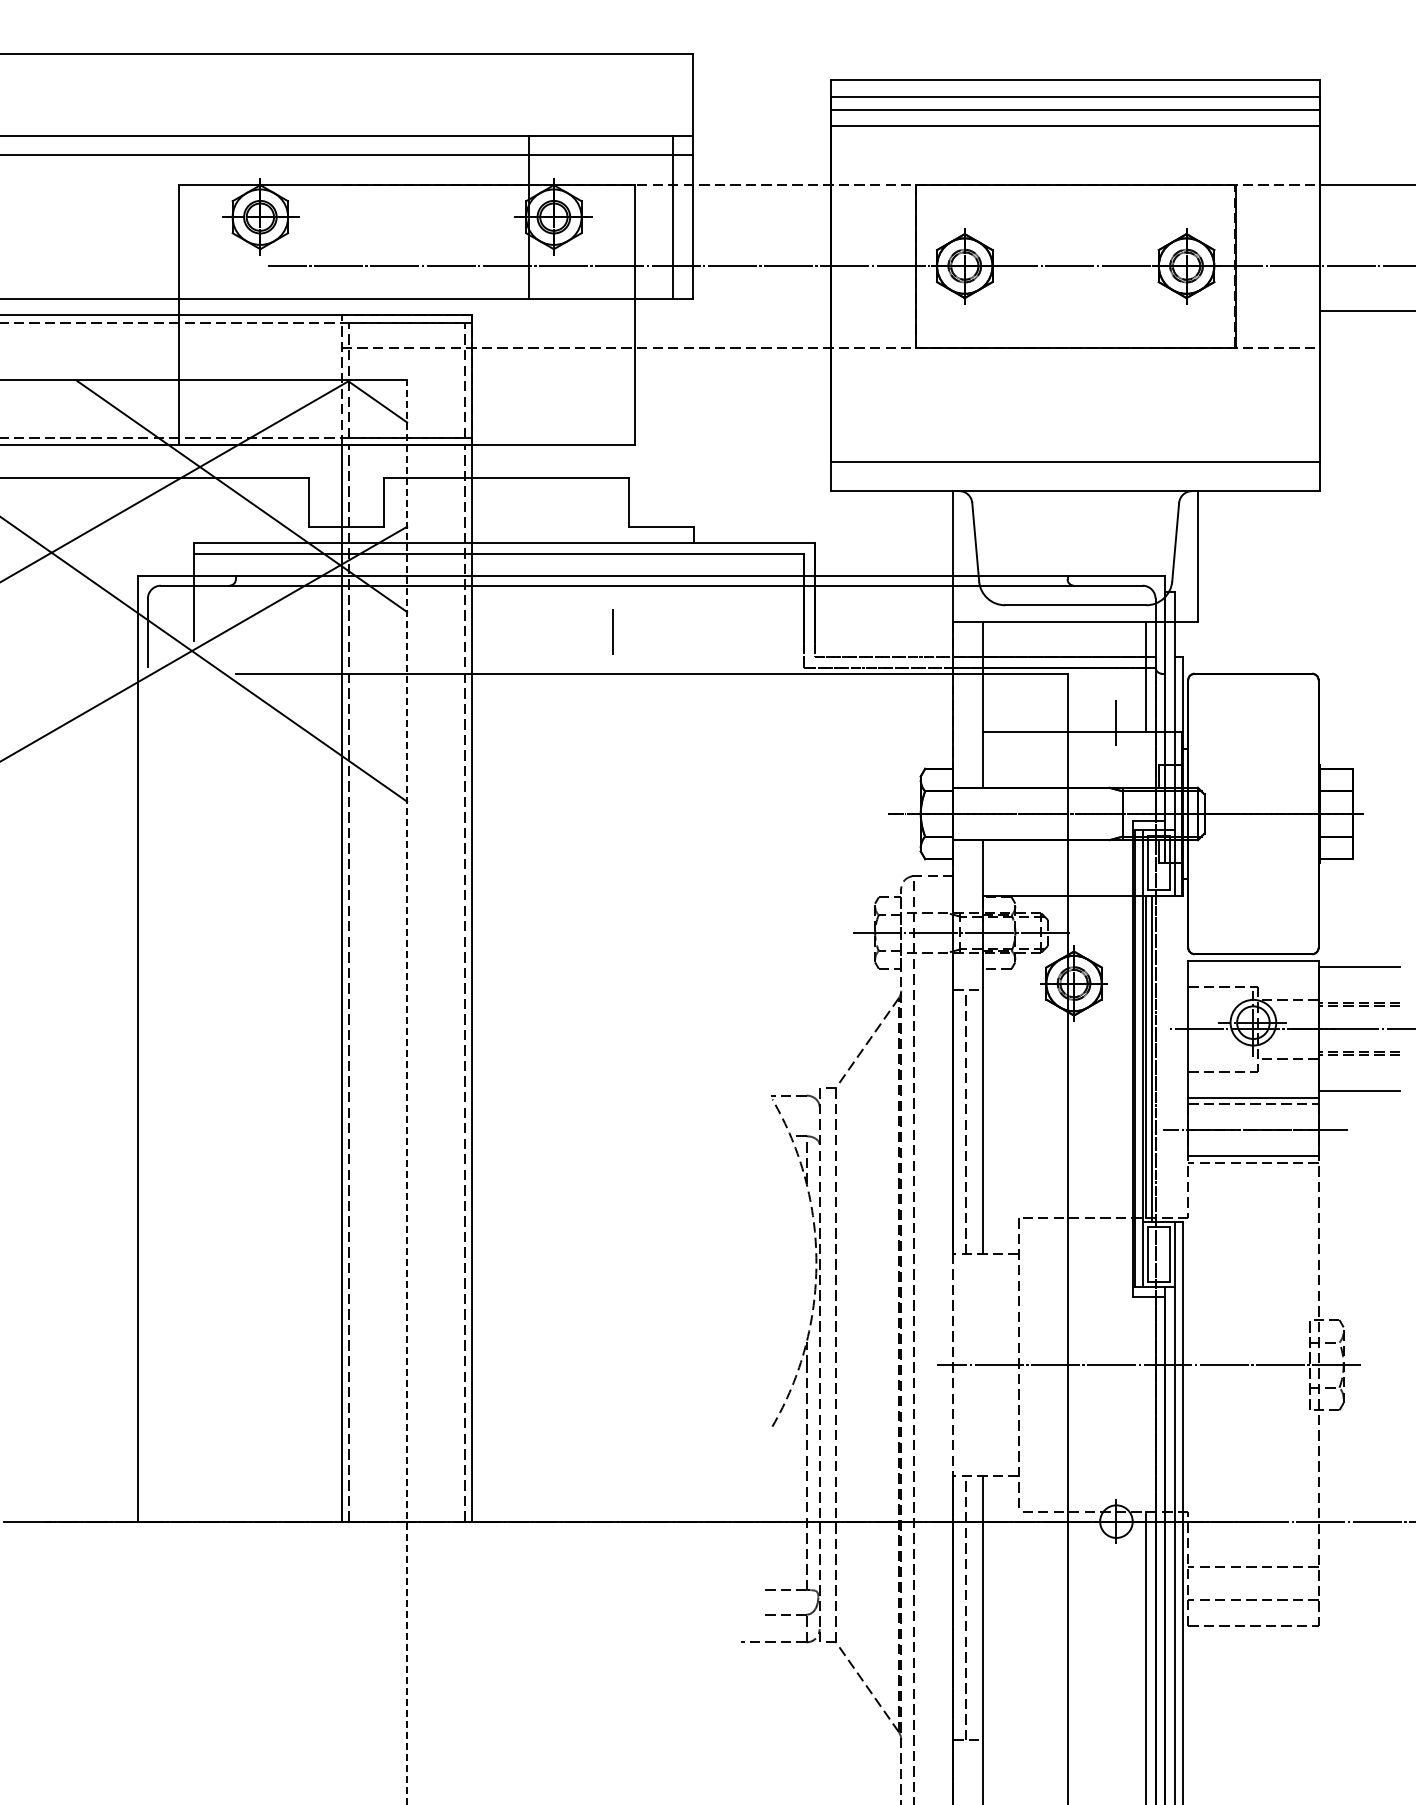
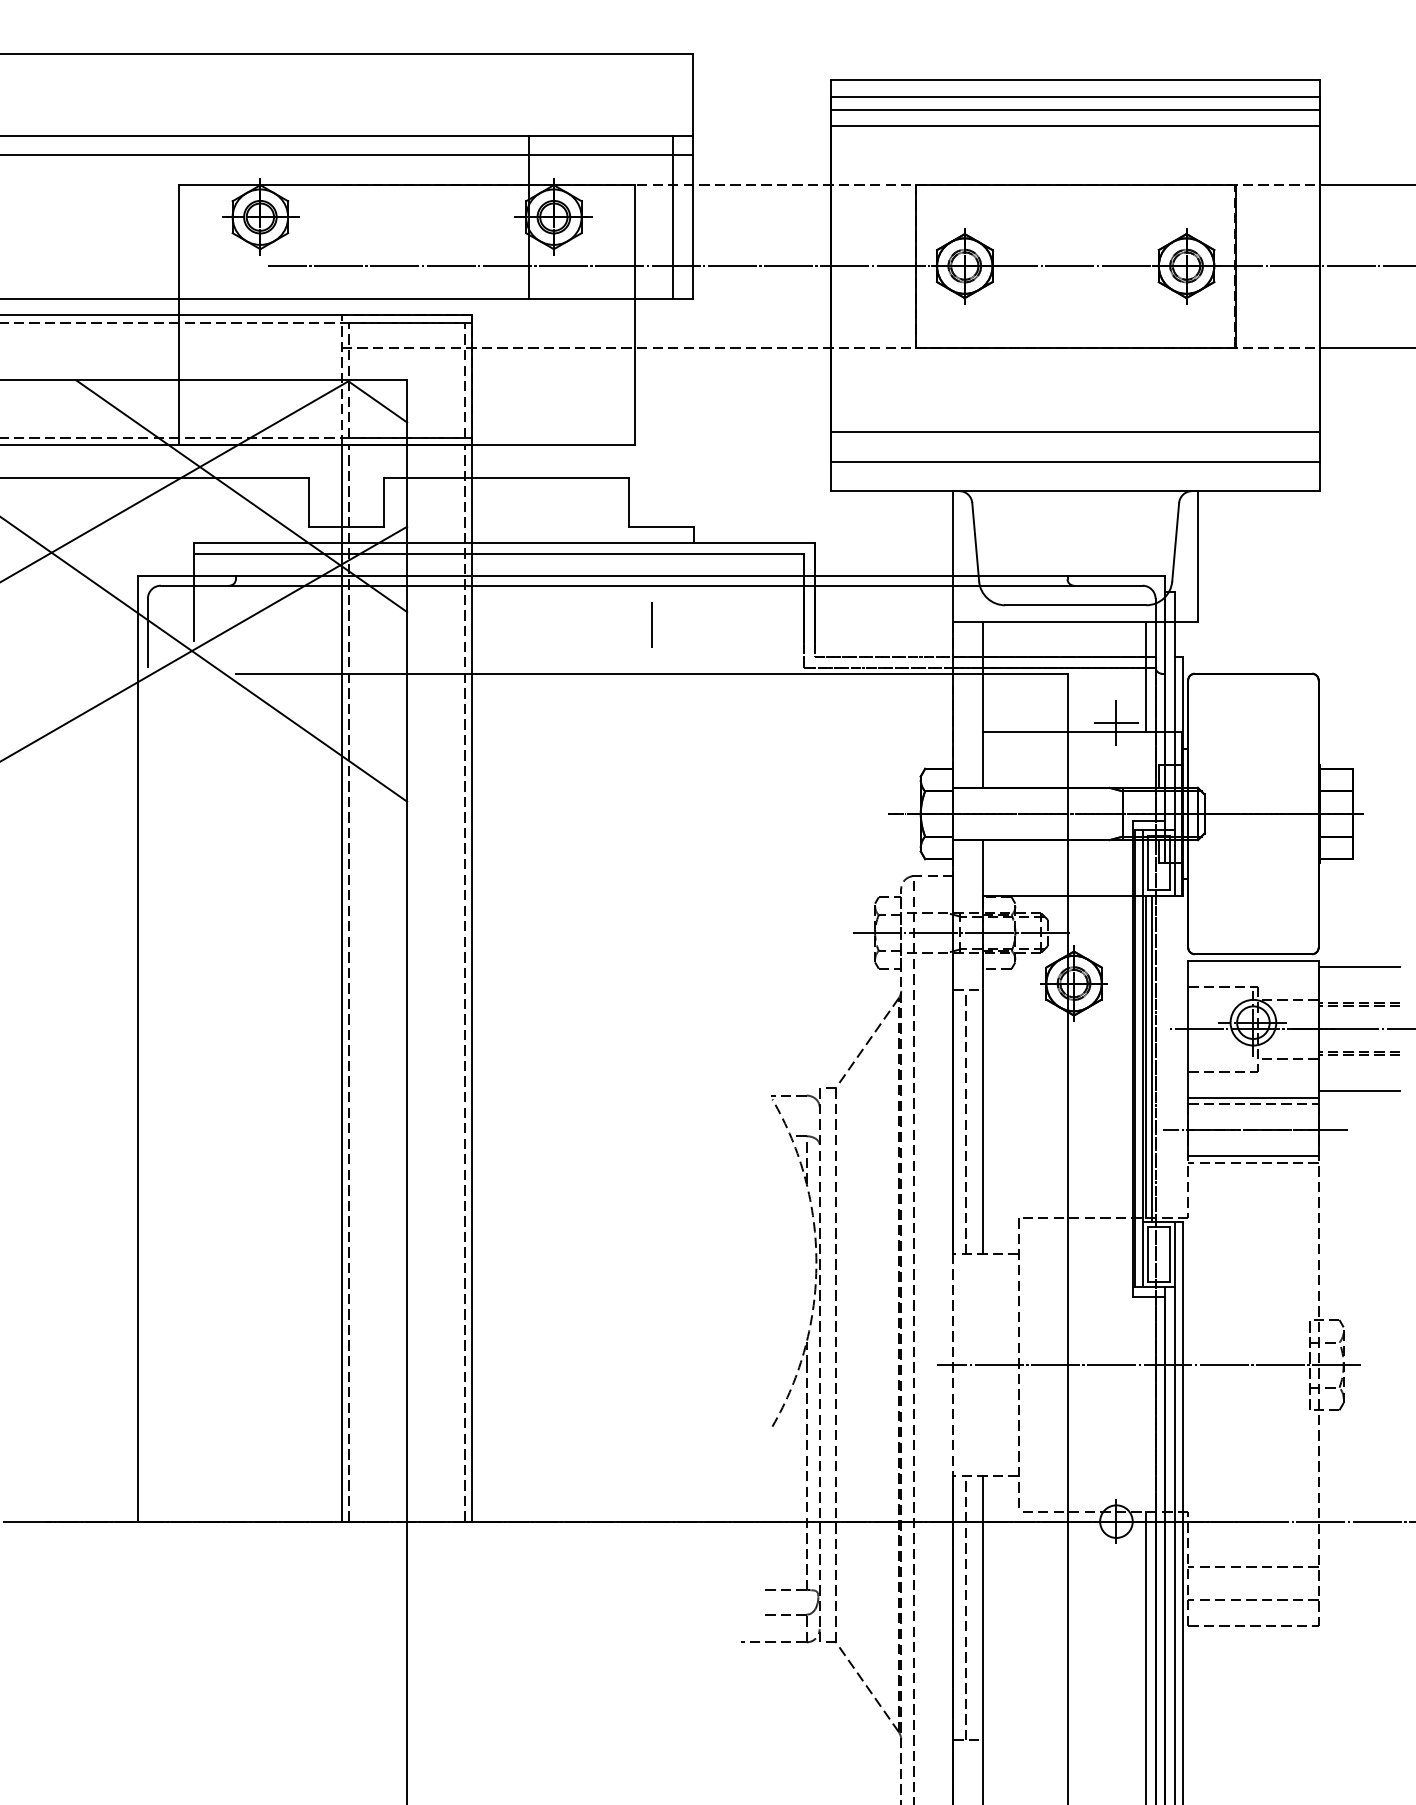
line position: (1366, 310) -> (1366, 347) (1366, 347)
line: none -> present (1075, 432)
line position: (612, 631) -> (651, 624) (651, 624)
line: none -> present (1116, 722)
line: dashed -> solid (407, 1092)
